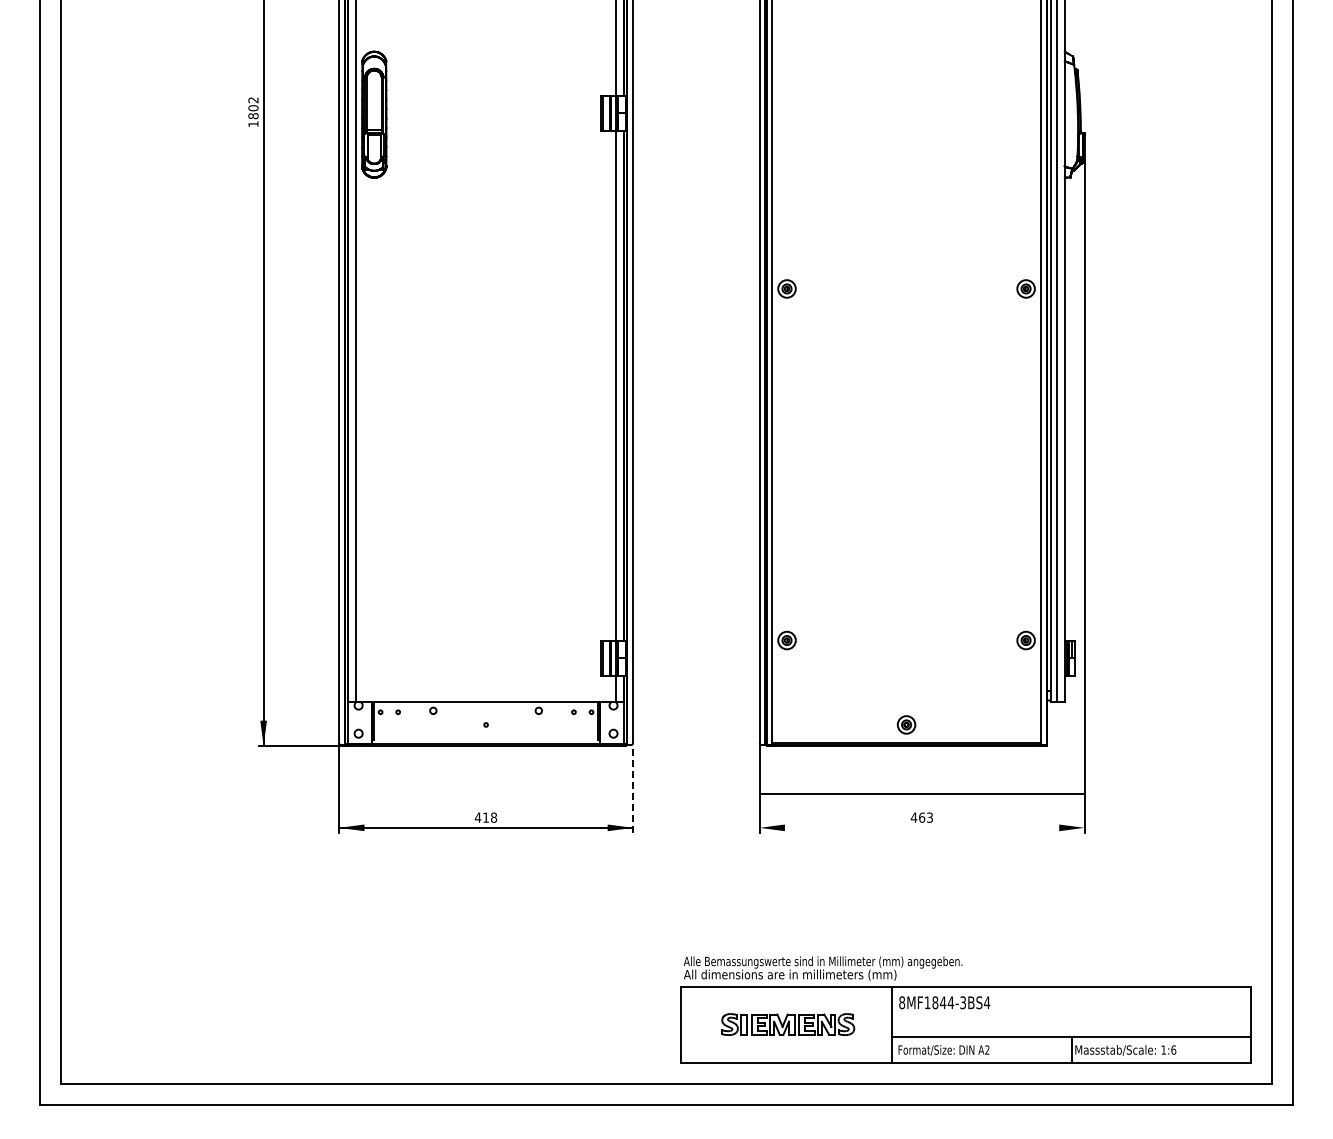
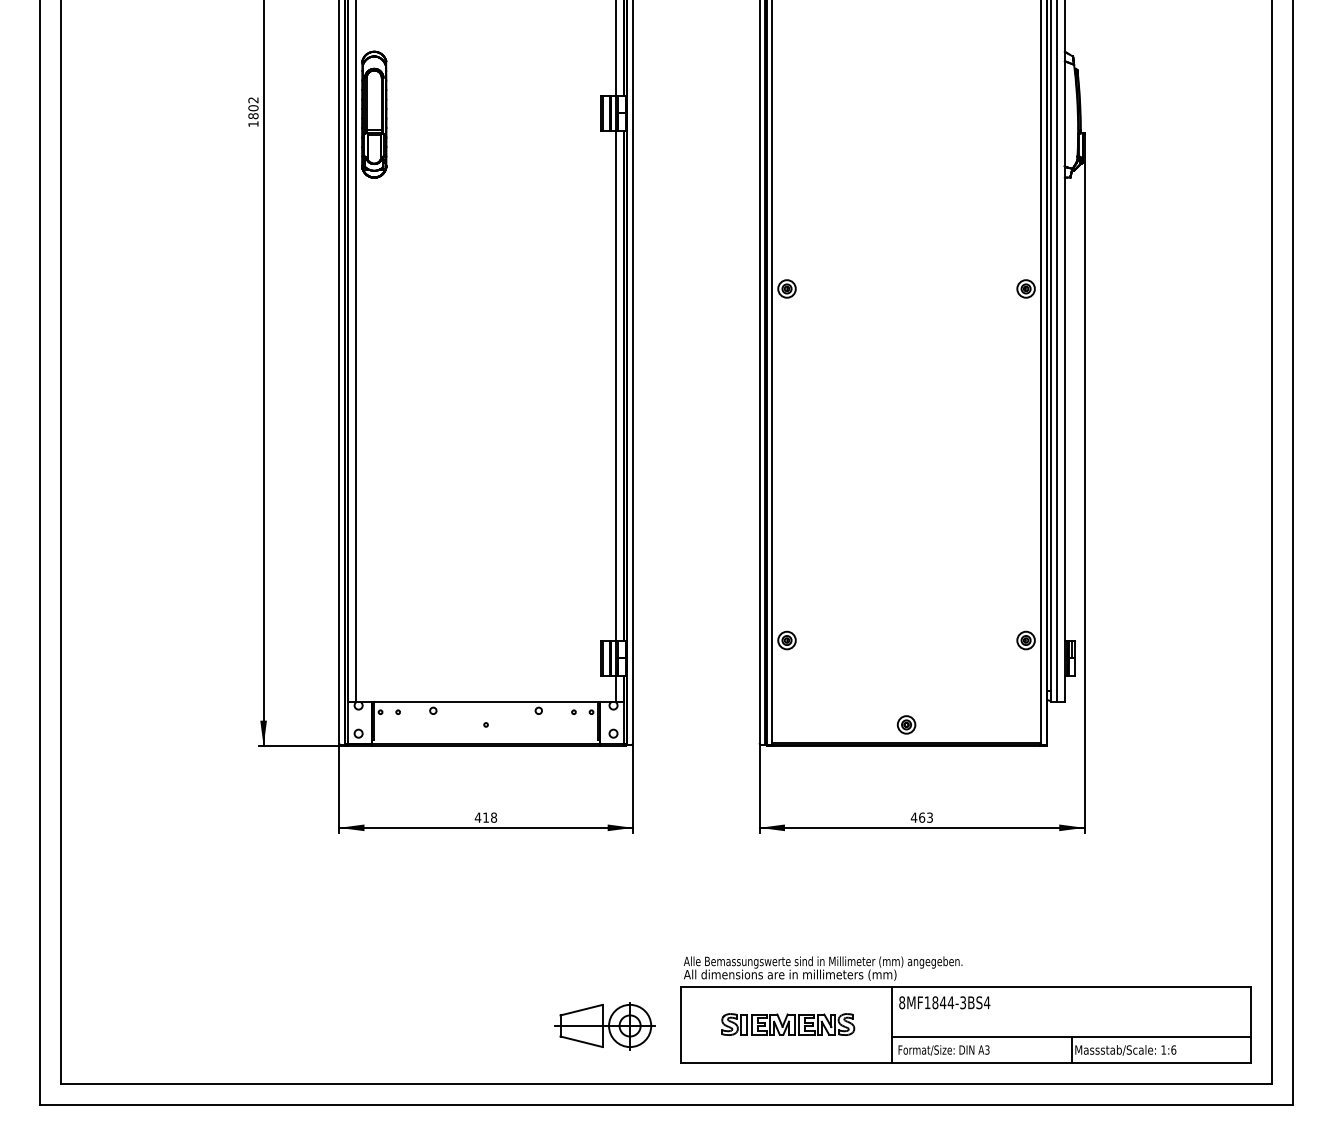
line: dashed -> solid (633, 788)
line position: (921, 793) -> (921, 827) (921, 827)
part: none -> present (604, 1026)
text: A2 -> A3 (987, 1050)
